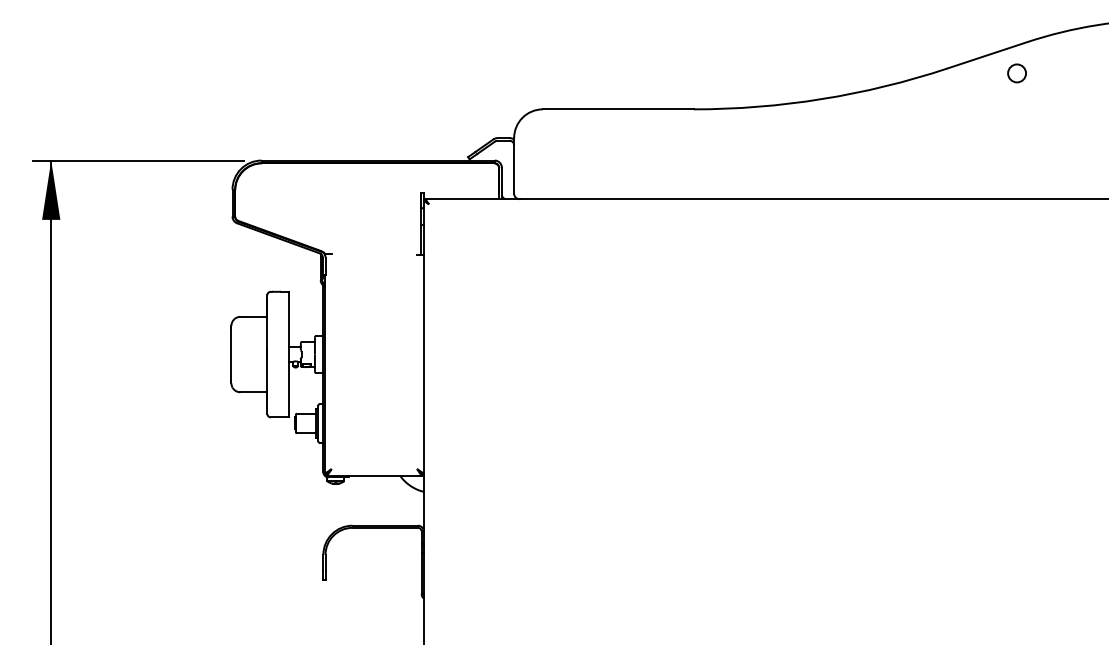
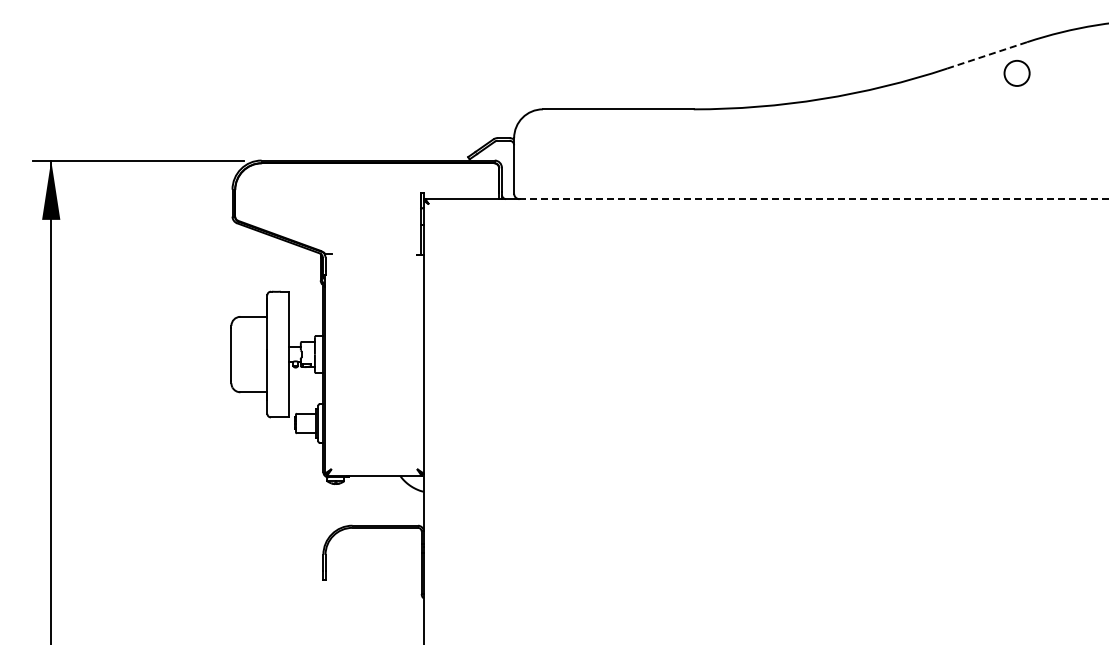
line: solid -> dashed (987, 55)
circle size: 20x21 px -> 28x27 px (1016, 73)
line: solid -> dashed (813, 199)
